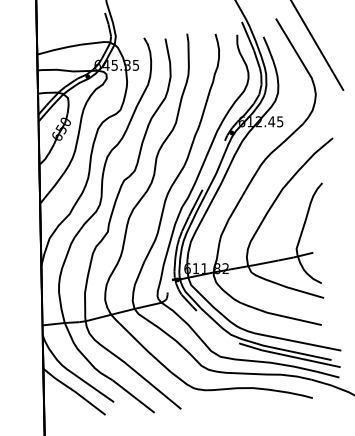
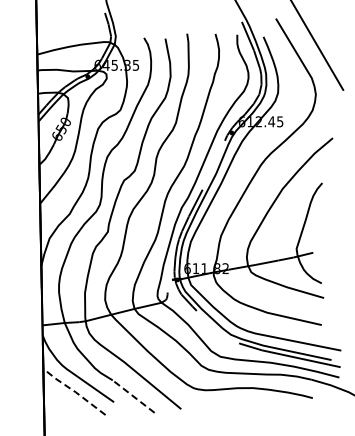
line: solid -> dashed (74, 391)
line: solid -> dashed (133, 396)
